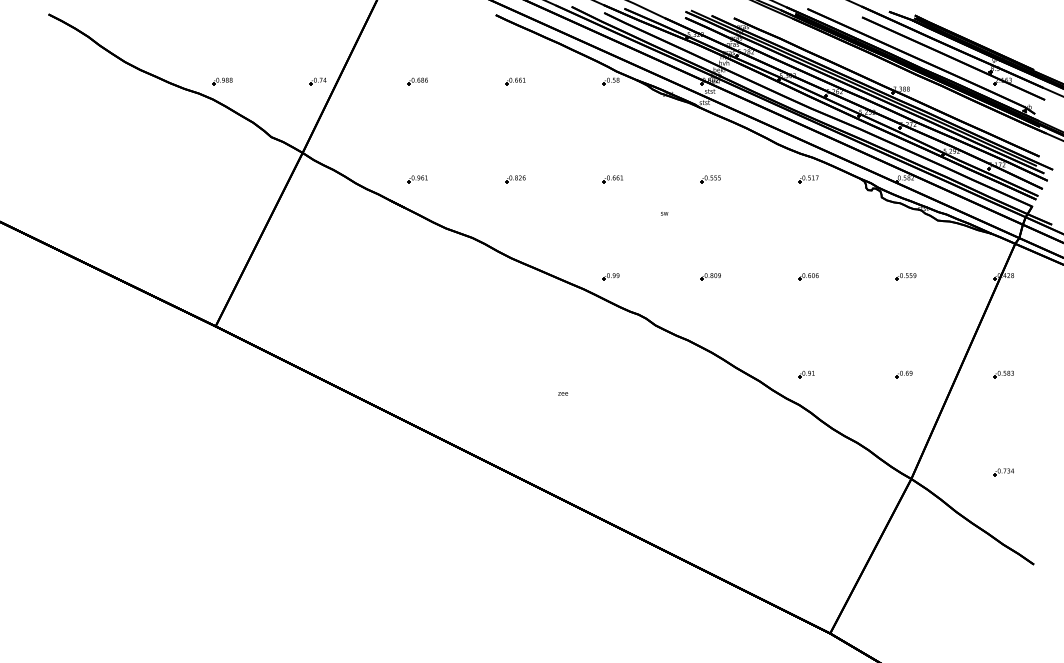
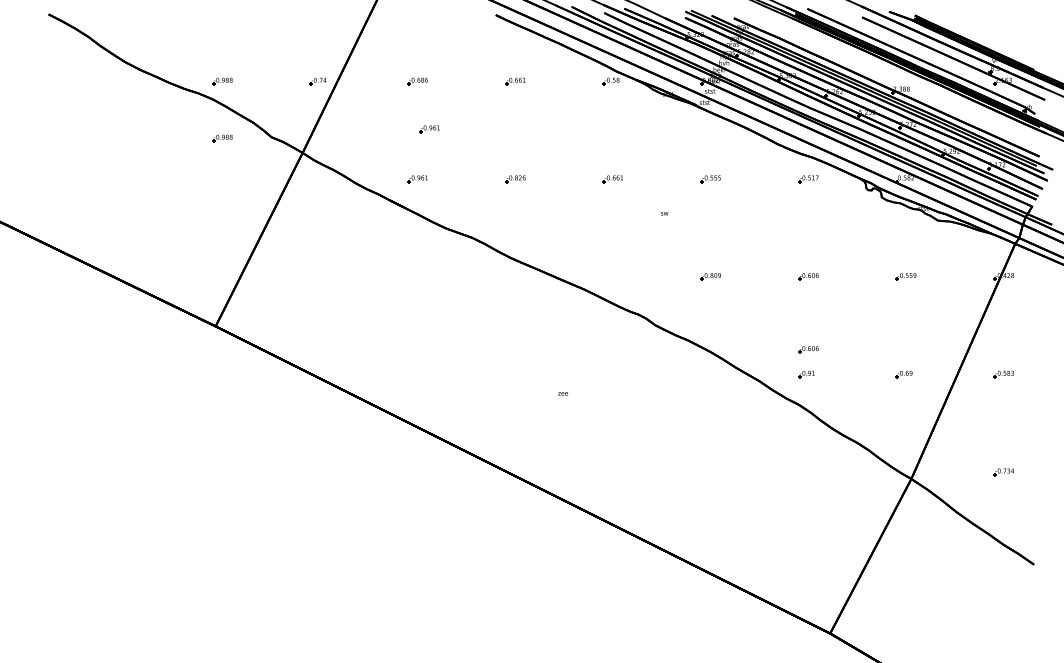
part: none -> present (429, 129)
part: none -> present (222, 138)
part: present -> none (610, 276)
part: none -> present (808, 349)
